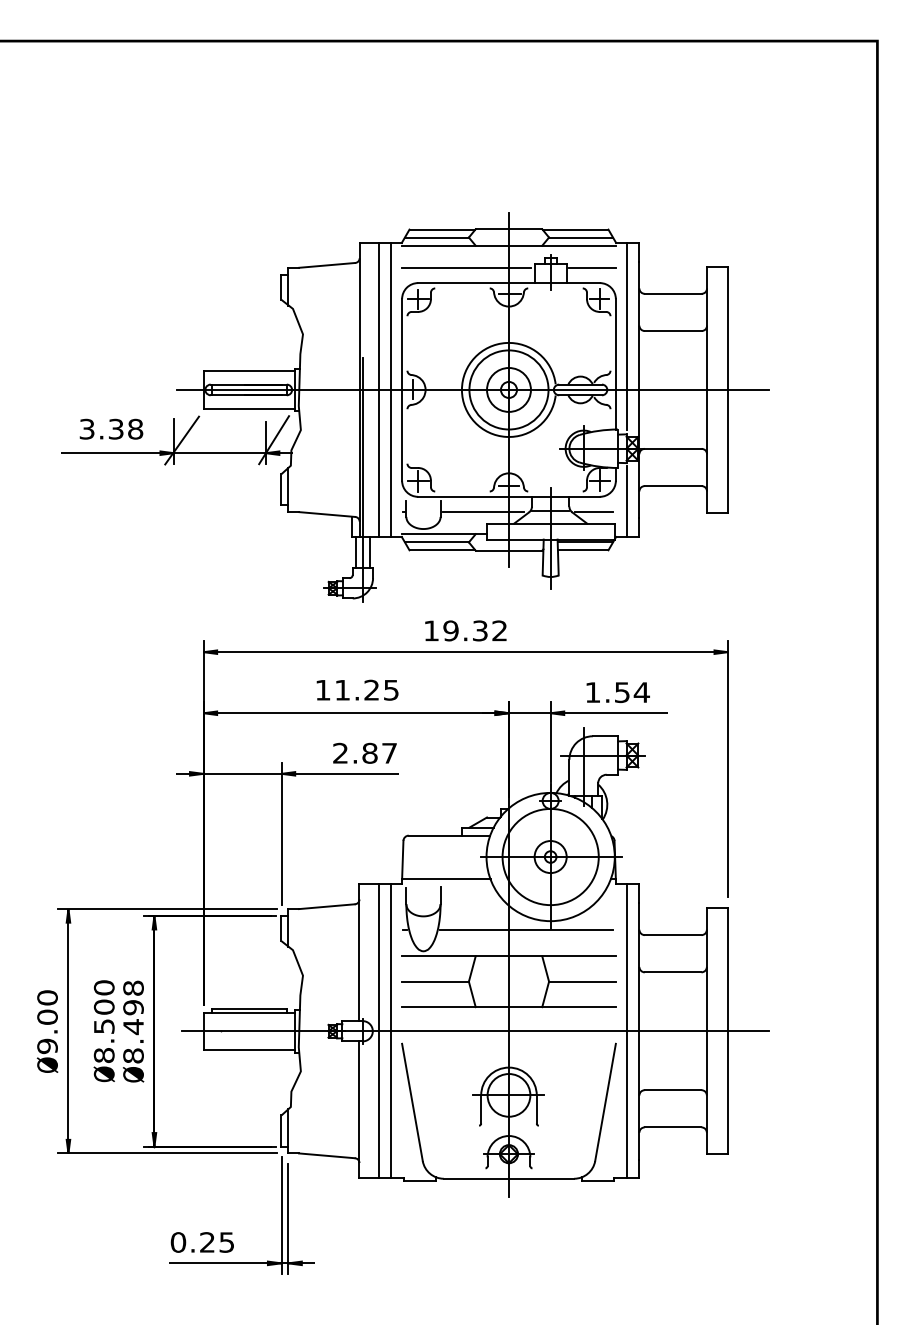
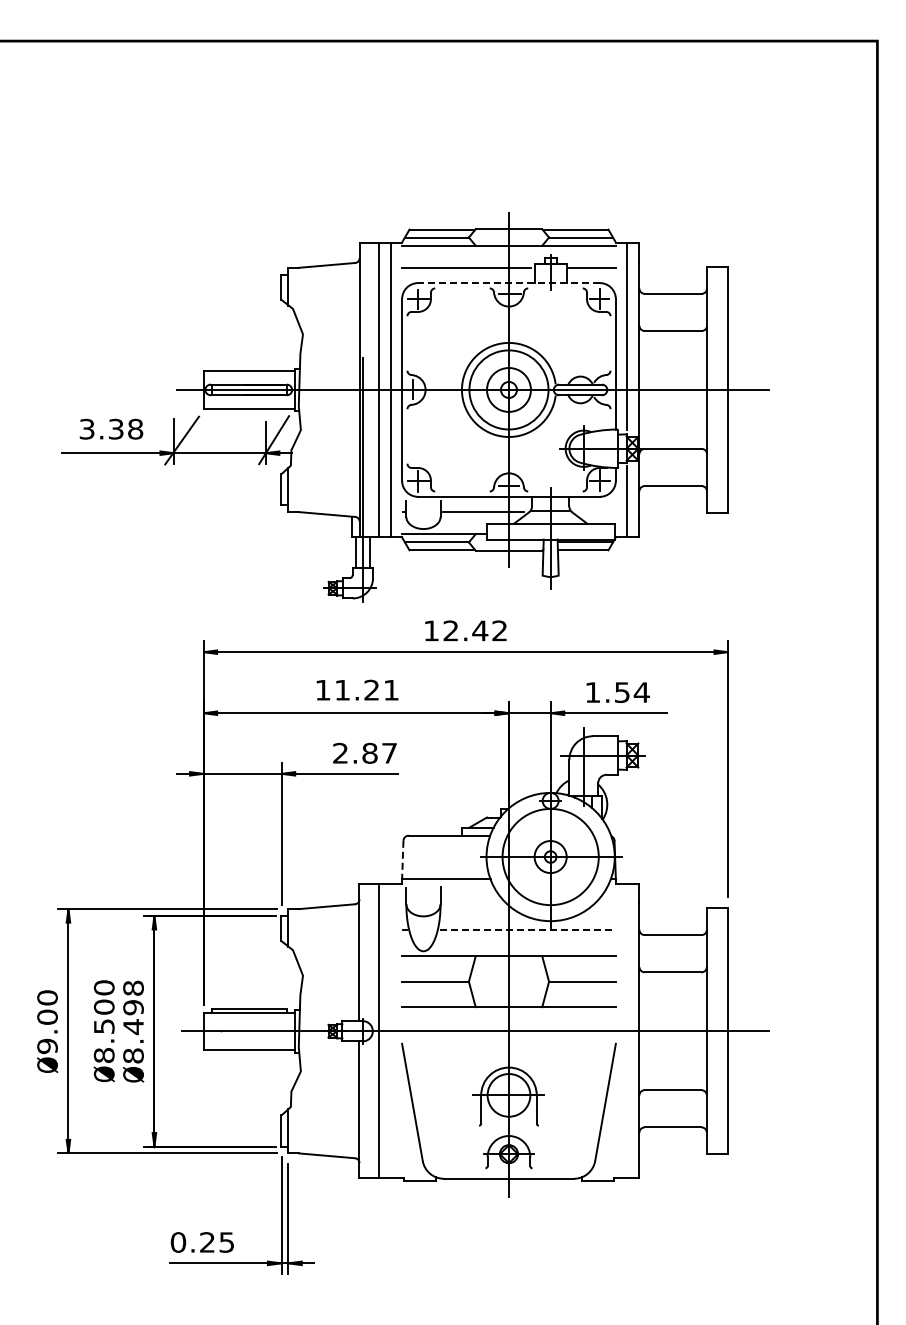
line: solid -> dashed (508, 283)
line: present -> none (593, 511)
text: 19.32 -> 12.42 (465, 630)
text: 11.25 -> 11.21 (391, 690)
line: solid -> dashed (402, 860)
line: solid -> dashed (526, 930)
line: present -> none (391, 1031)
line: present -> none (626, 1031)
